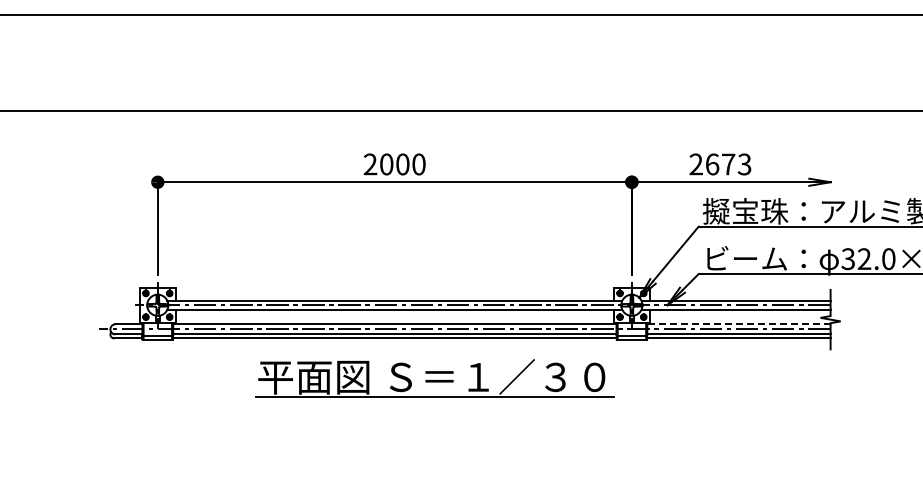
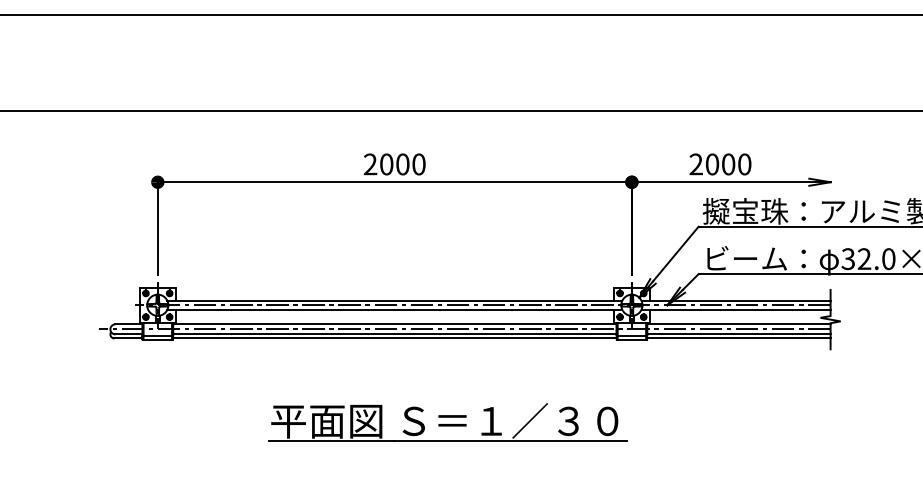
text: 2673 -> 2000 (728, 164)
line: dashed -> solid (738, 324)
part position: (434, 378) -> (447, 422) (447, 422)
